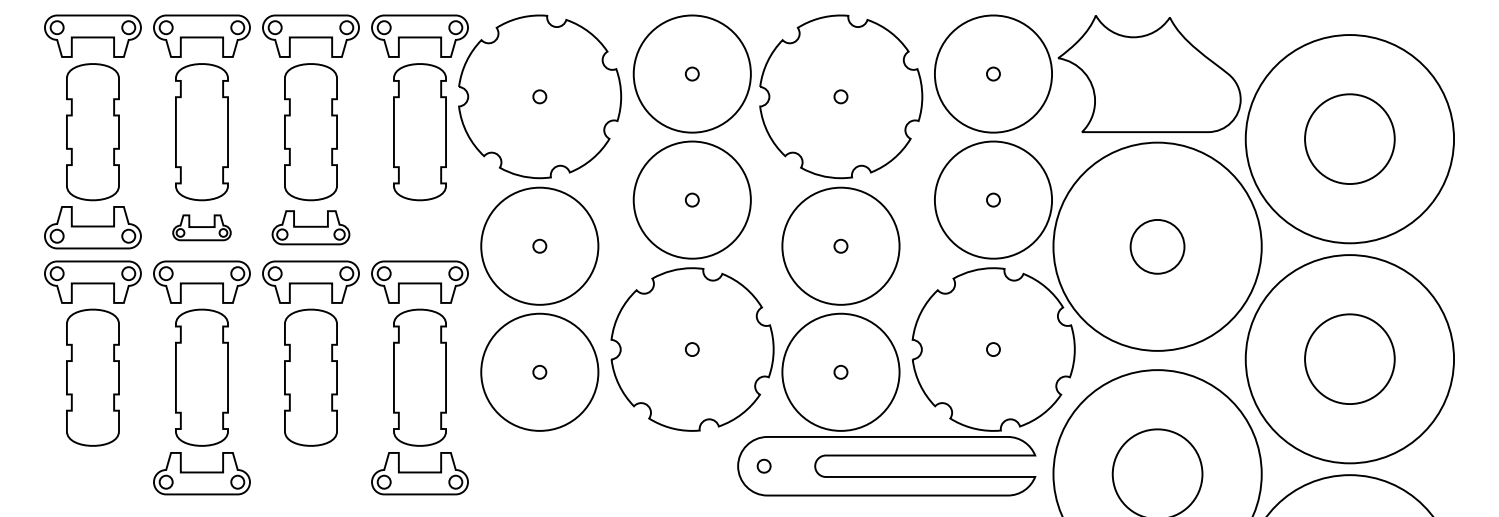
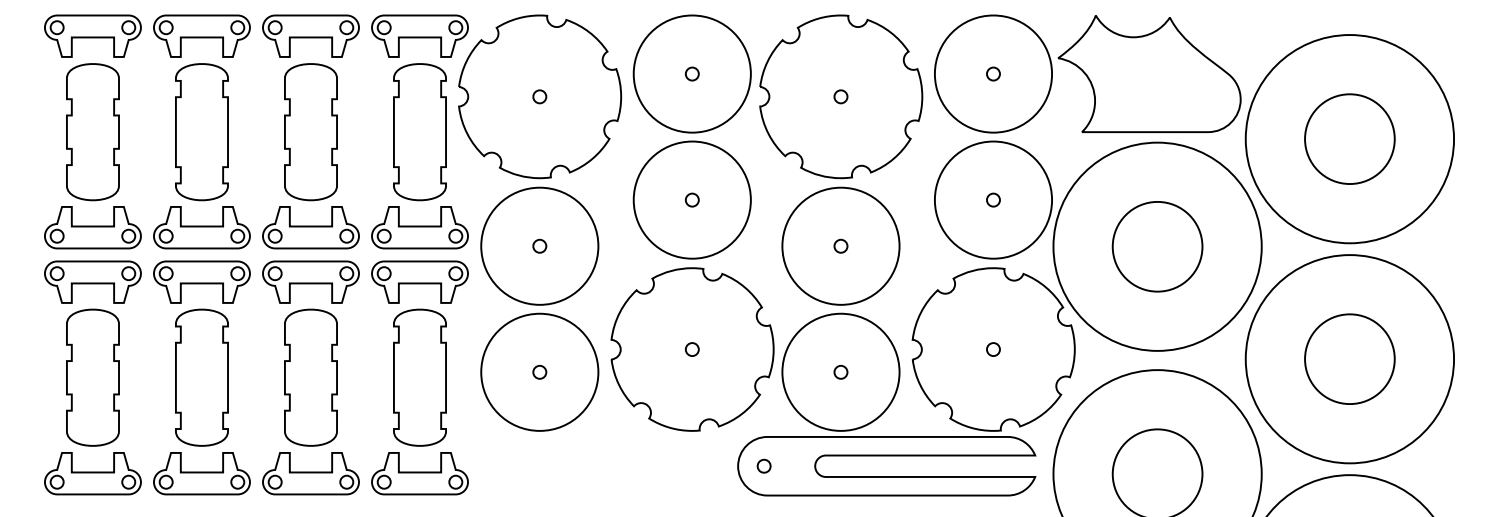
part size: 60x28 px -> 98x44 px (201, 227)
part size: 80x36 px -> 98x44 px (310, 227)
part: none -> present (419, 227)
part size: 57x56 px -> 93x92 px (1157, 246)
part: none -> present (92, 473)
part: none -> present (310, 473)
